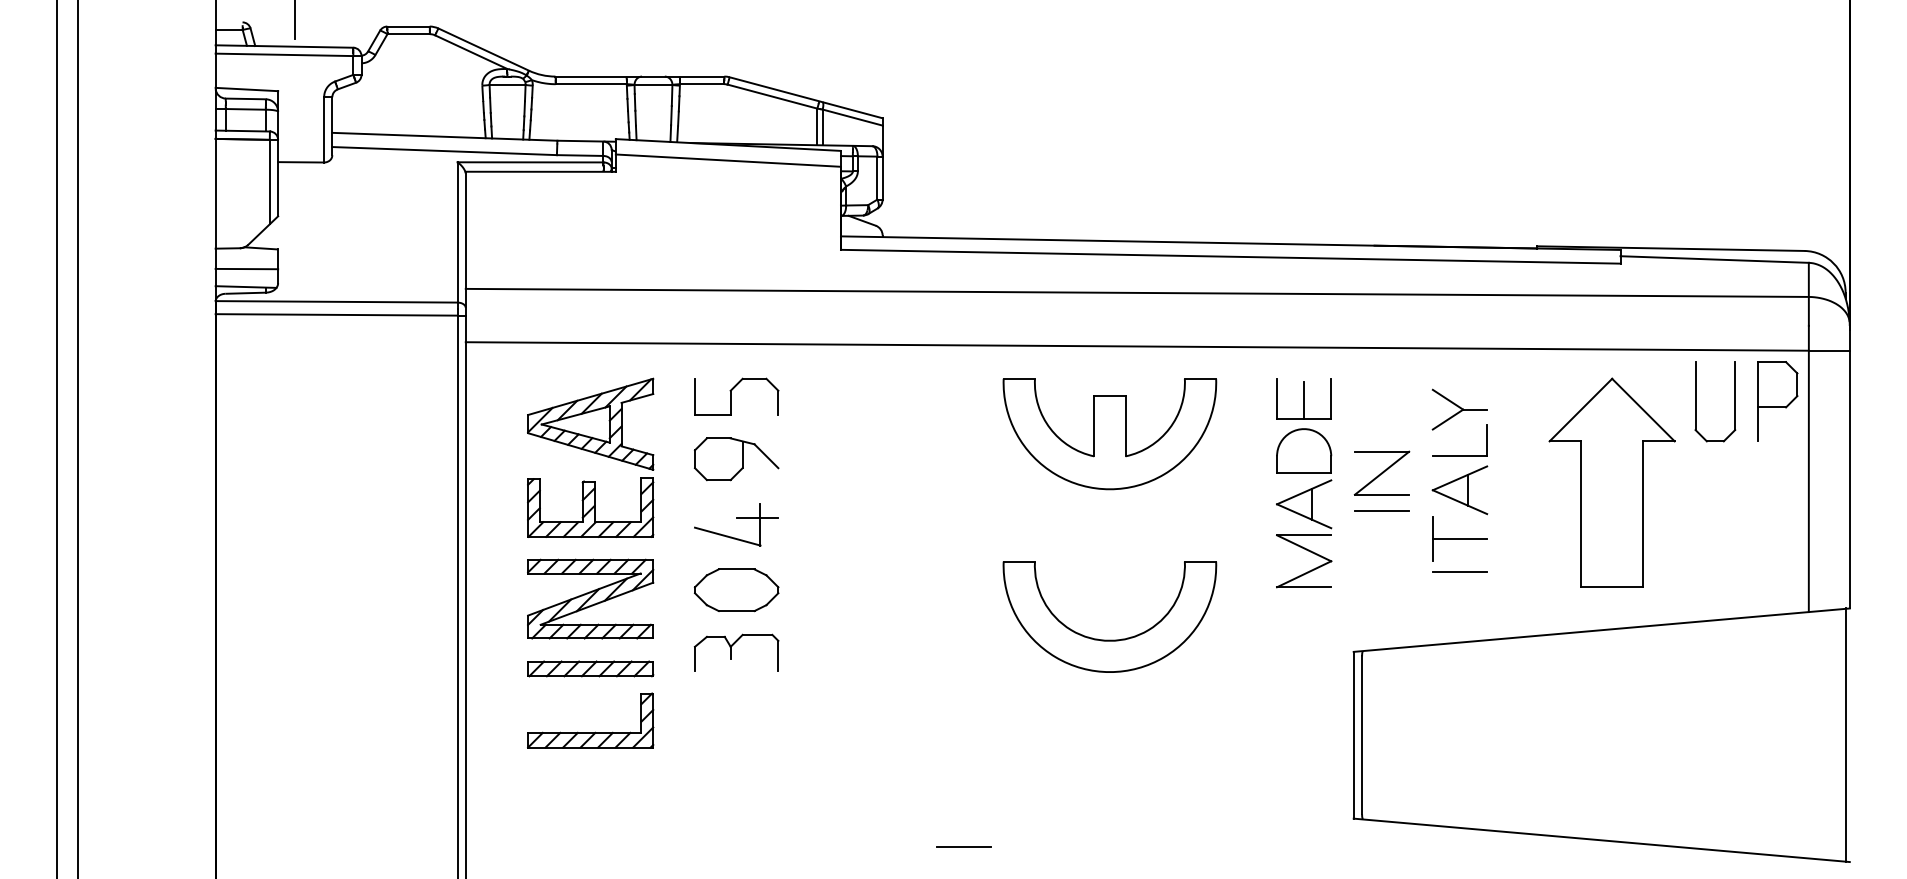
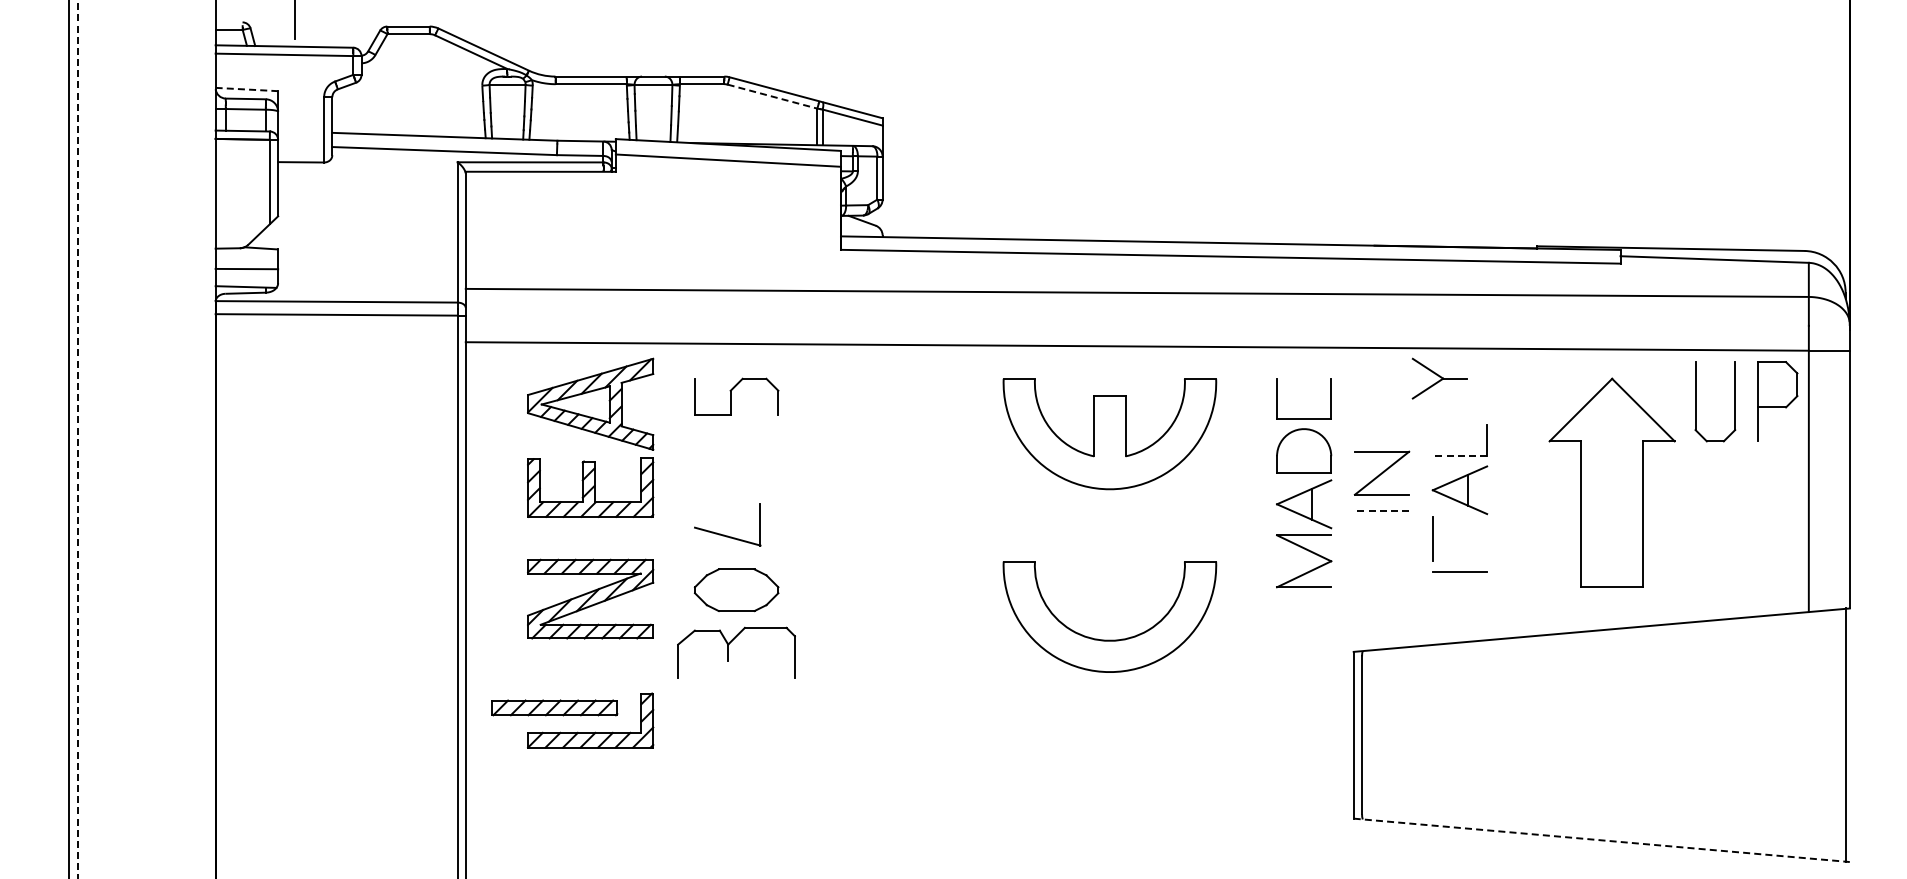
line: solid -> dashed (247, 89)
line: solid -> dashed (773, 96)
line: present -> none (1304, 399)
part position: (1459, 409) -> (1439, 378) (1439, 378)
line position: (57, 438) -> (69, 438) (69, 438)
line: solid -> dashed (77, 439)
line: solid -> dashed (1459, 456)
part position: (590, 457) -> (590, 437) (590, 437)
part: present -> none (736, 459)
line: solid -> dashed (1381, 510)
line: present -> none (757, 517)
line: present -> none (1459, 538)
part size: 86x39 px -> 119x53 px (736, 652)
part position: (590, 668) -> (554, 707) (554, 707)
line: solid -> dashed (1601, 840)
line: present -> none (963, 846)
